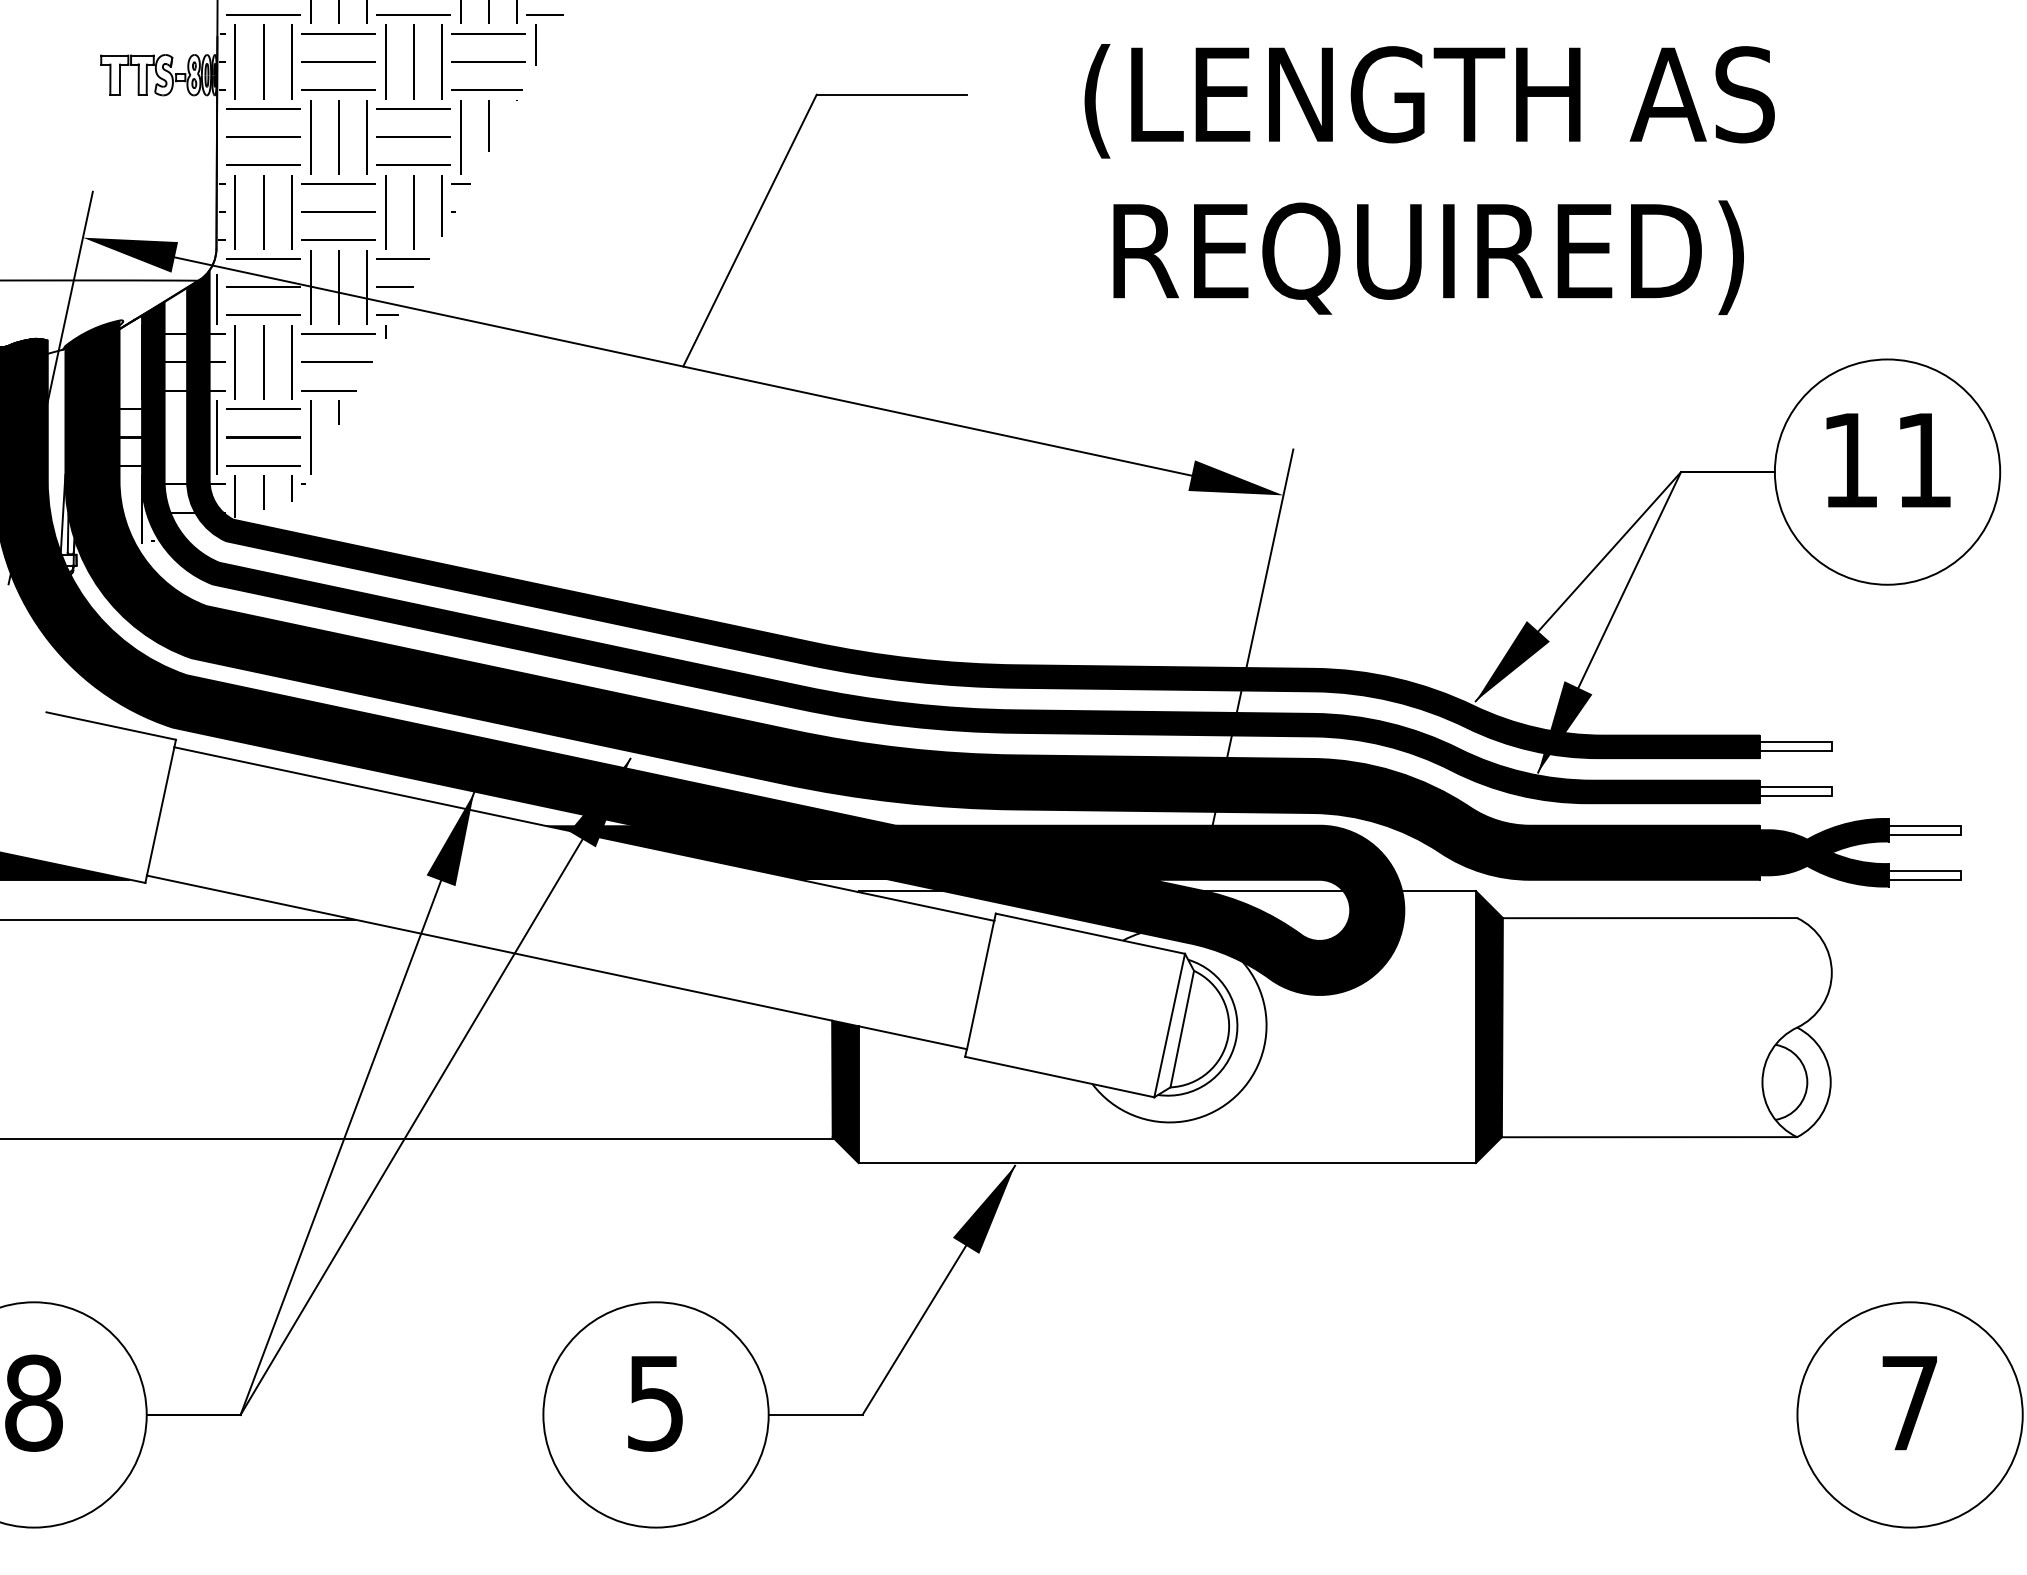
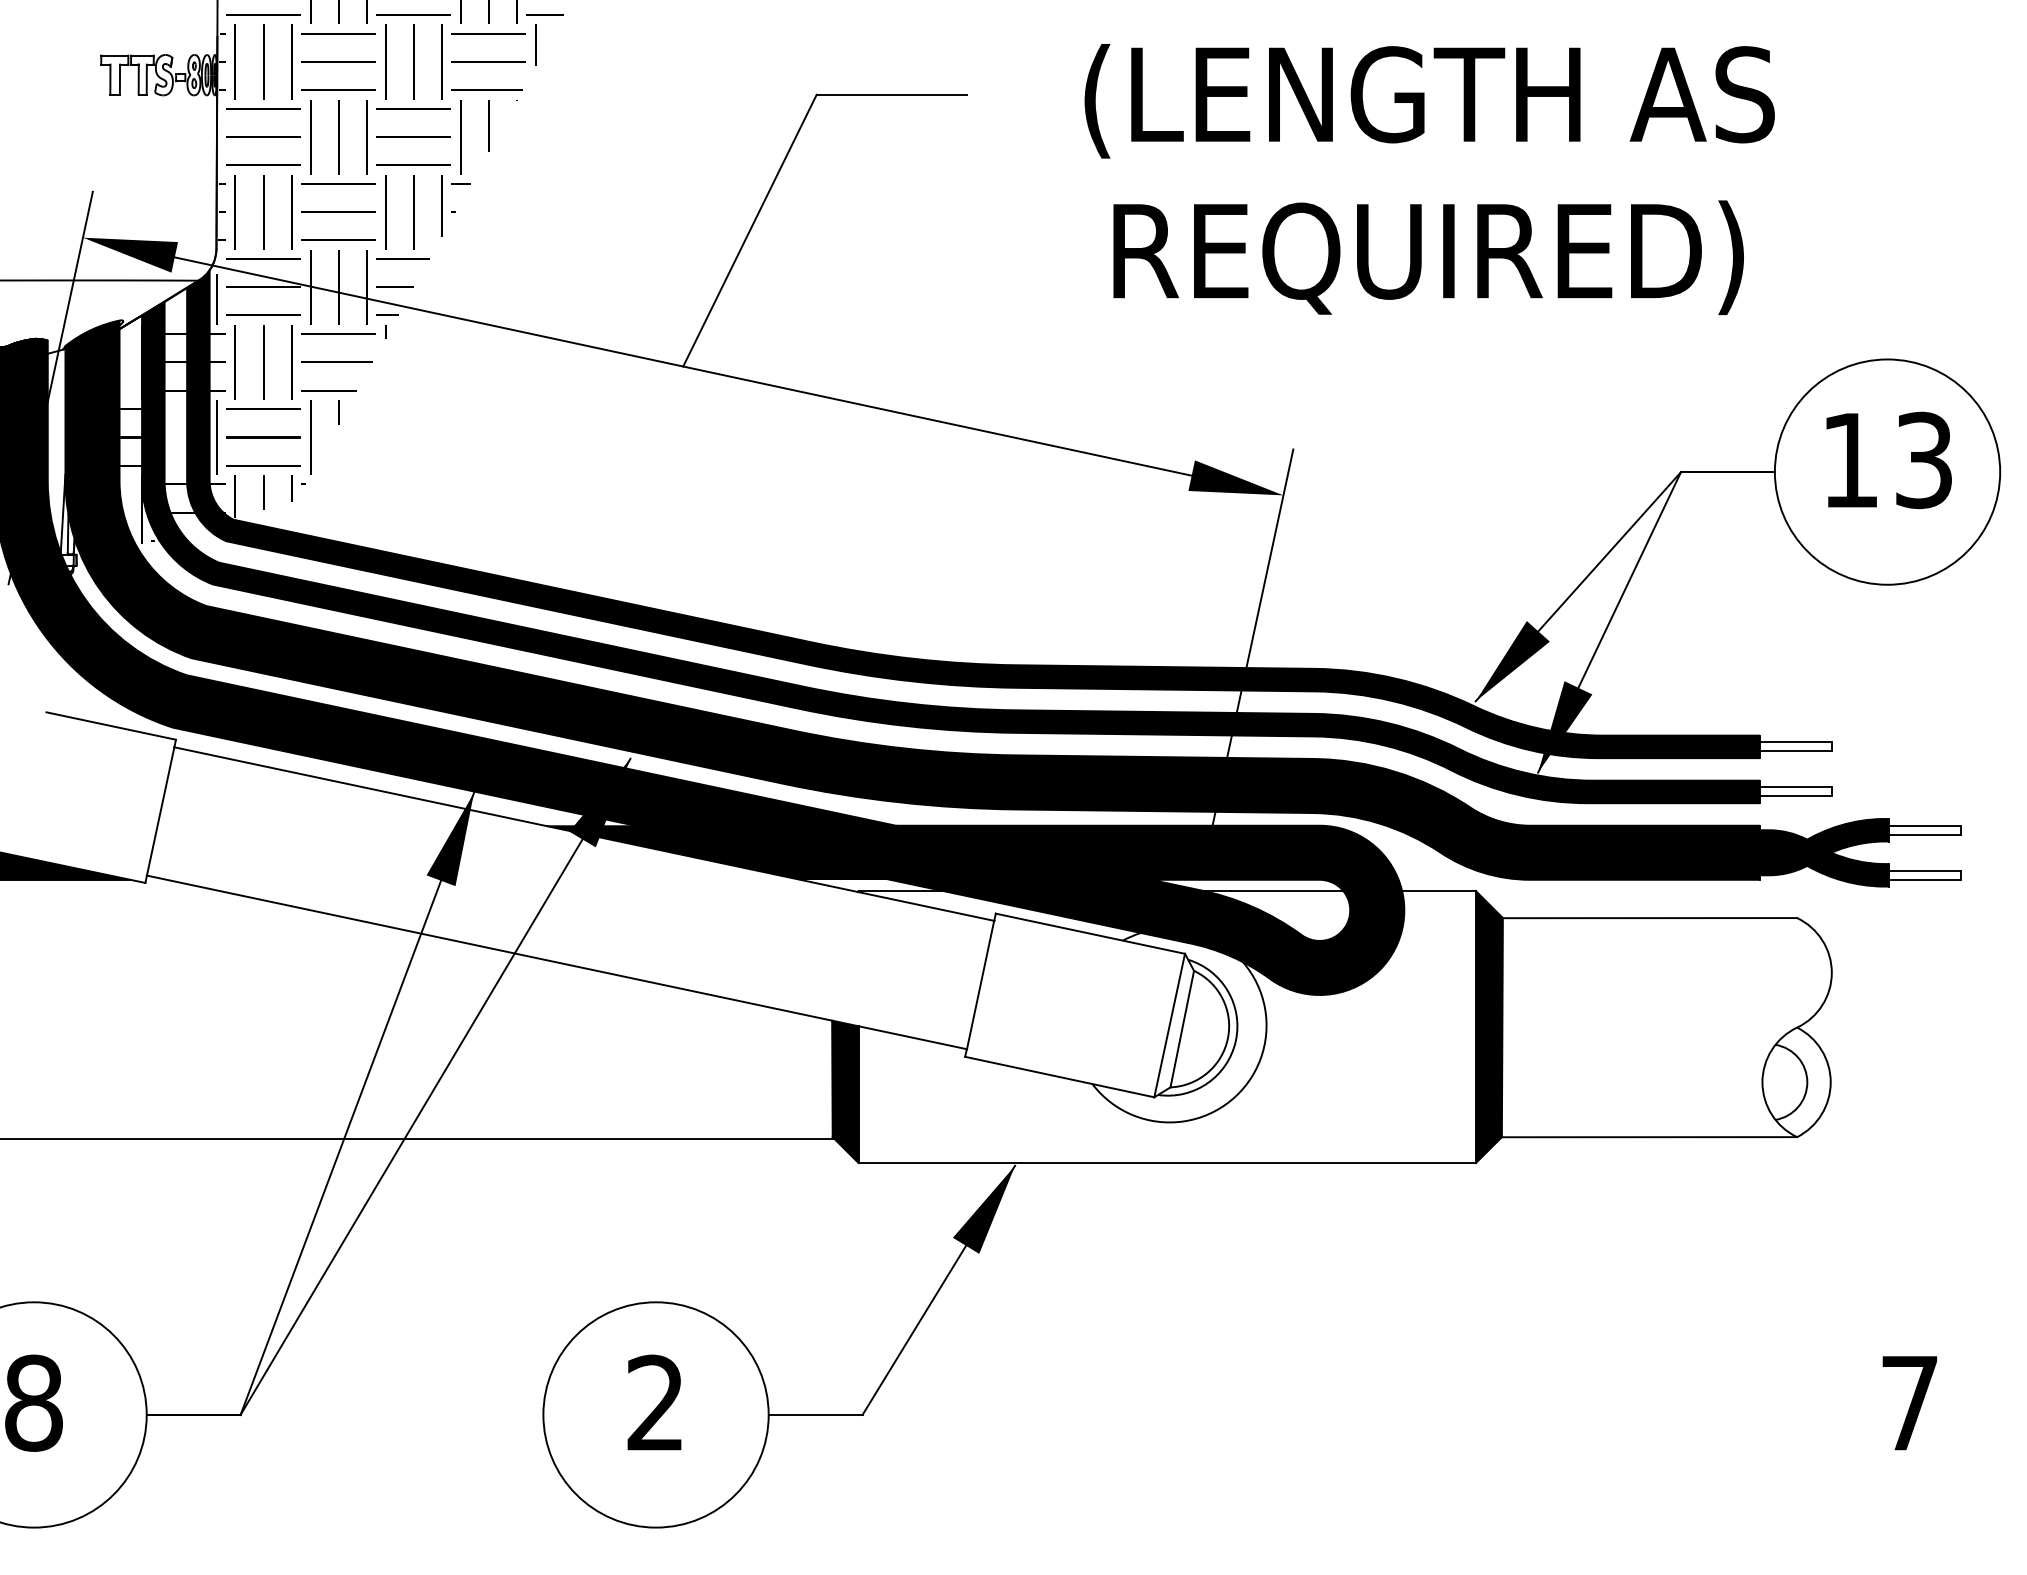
text: 11 -> 13 (1923, 460)
line: present -> none (178, 919)
text: 5 -> 2 (654, 1402)
circle: present -> none (1909, 1414)
